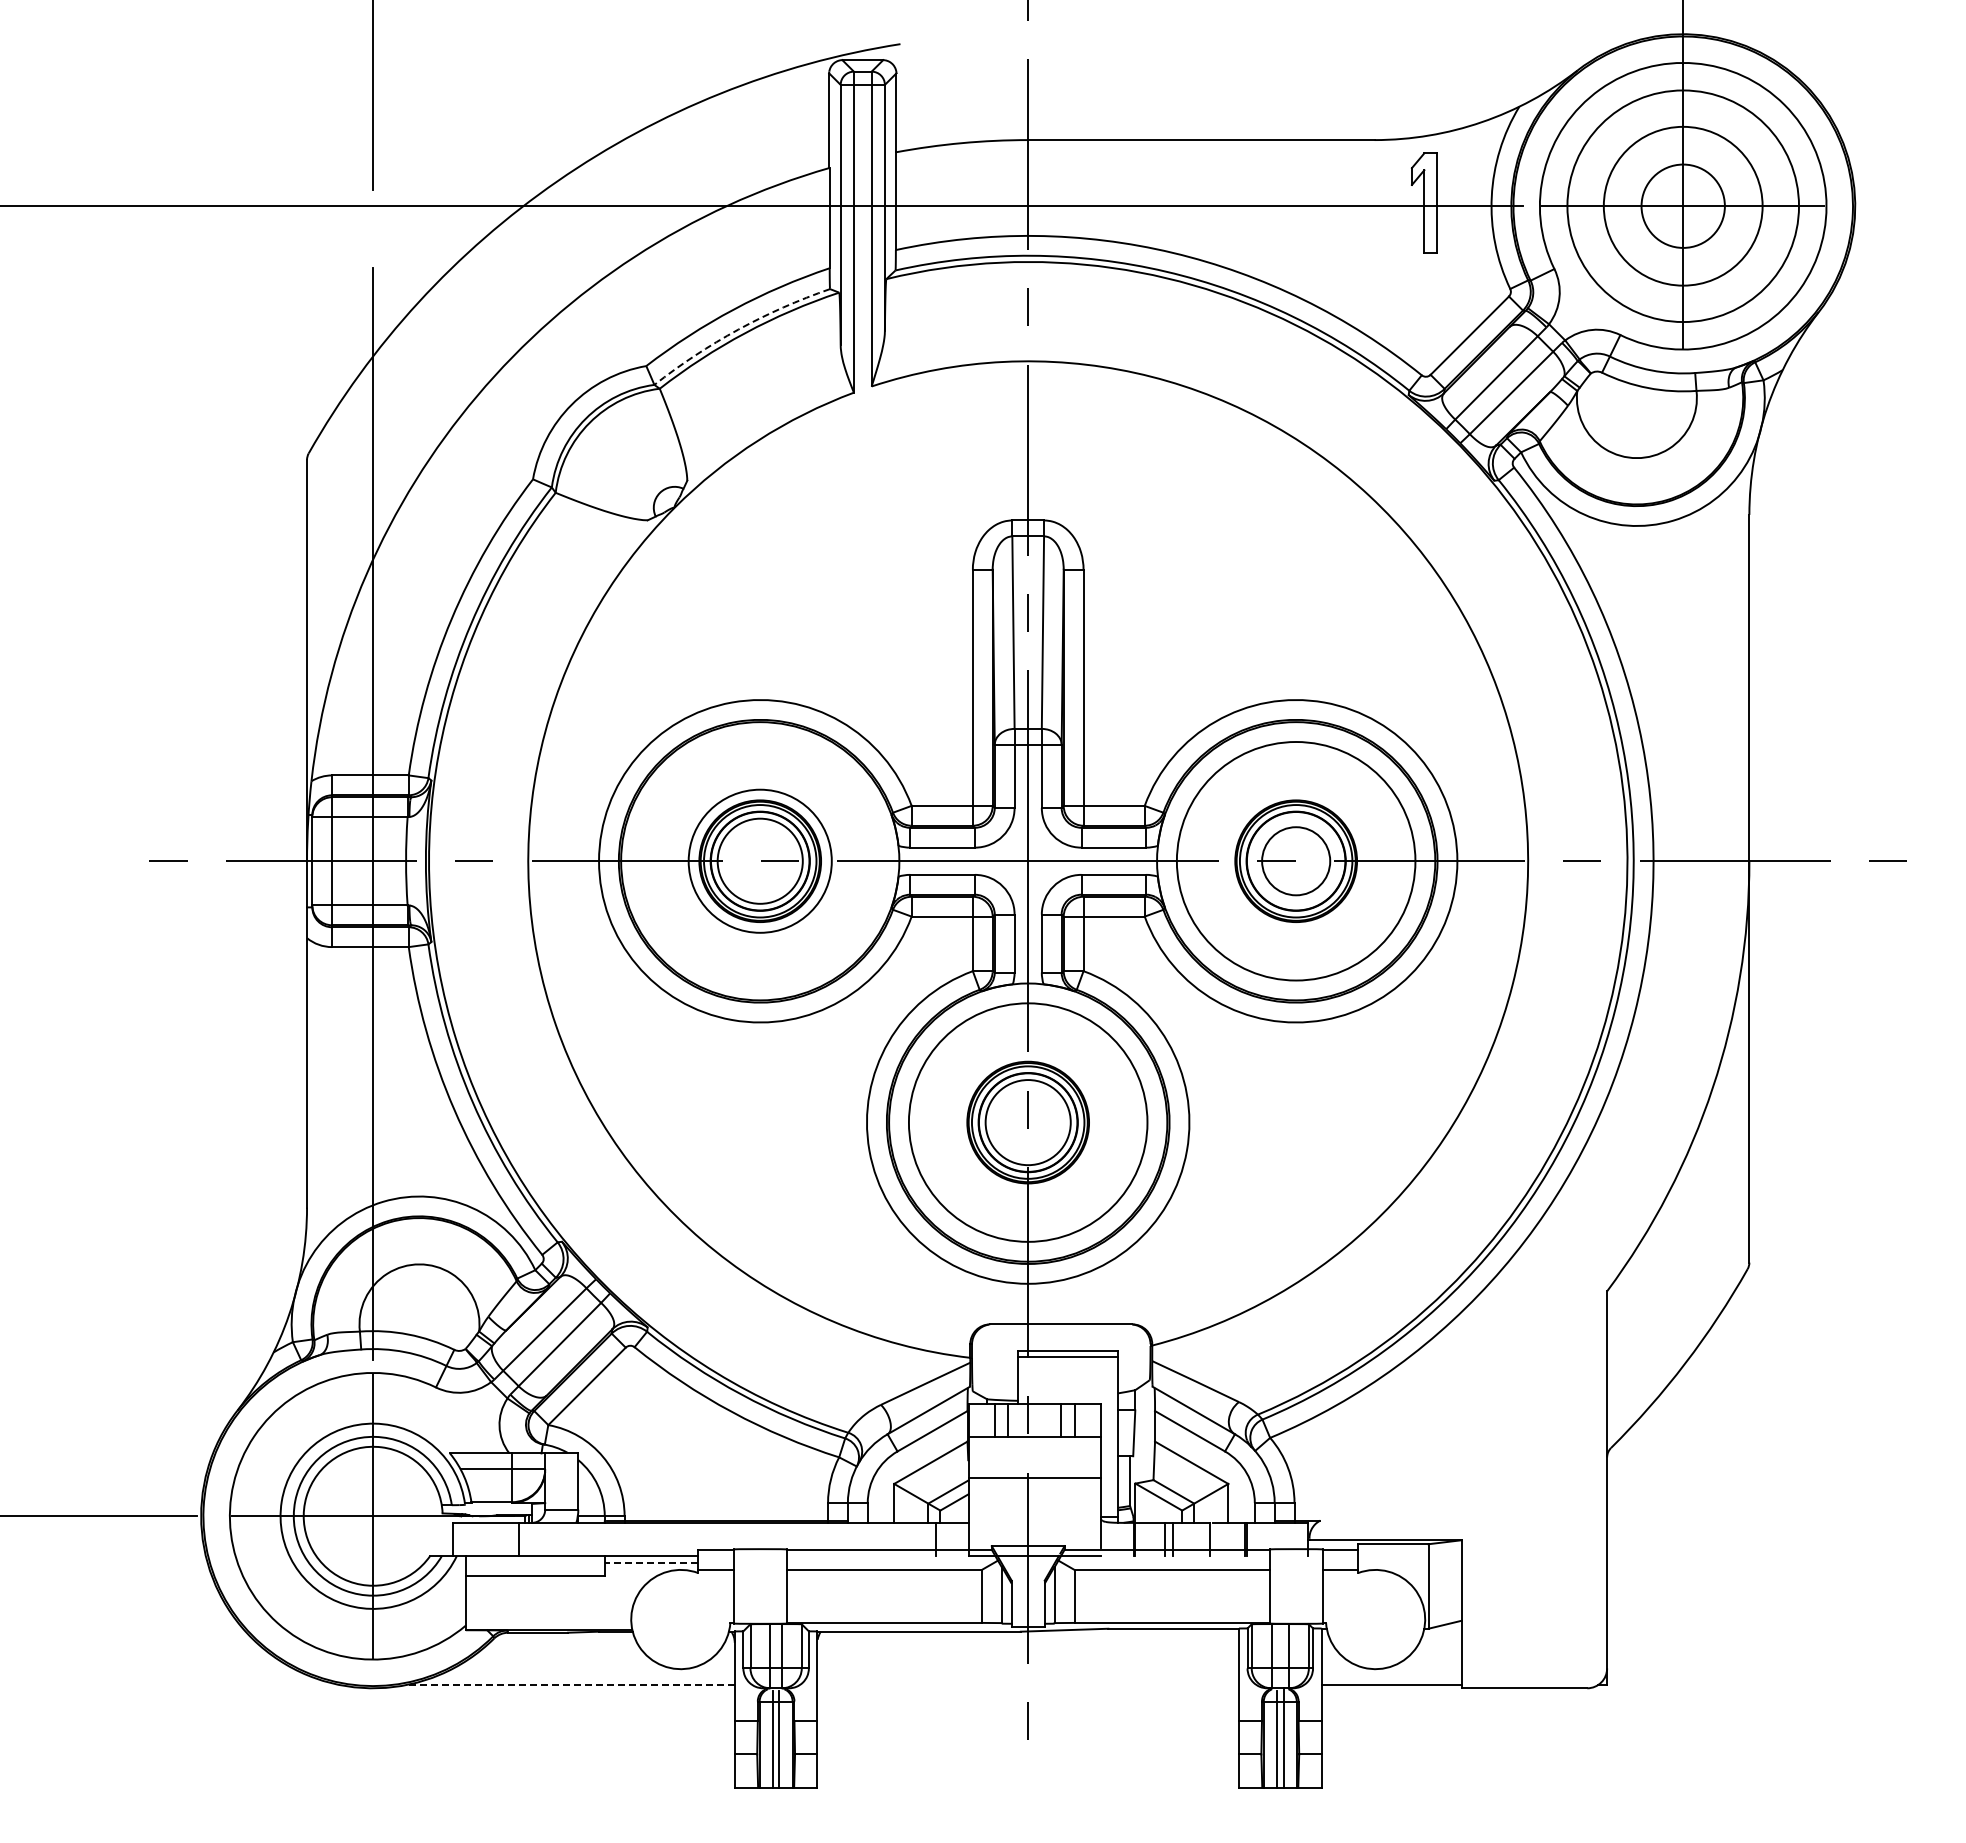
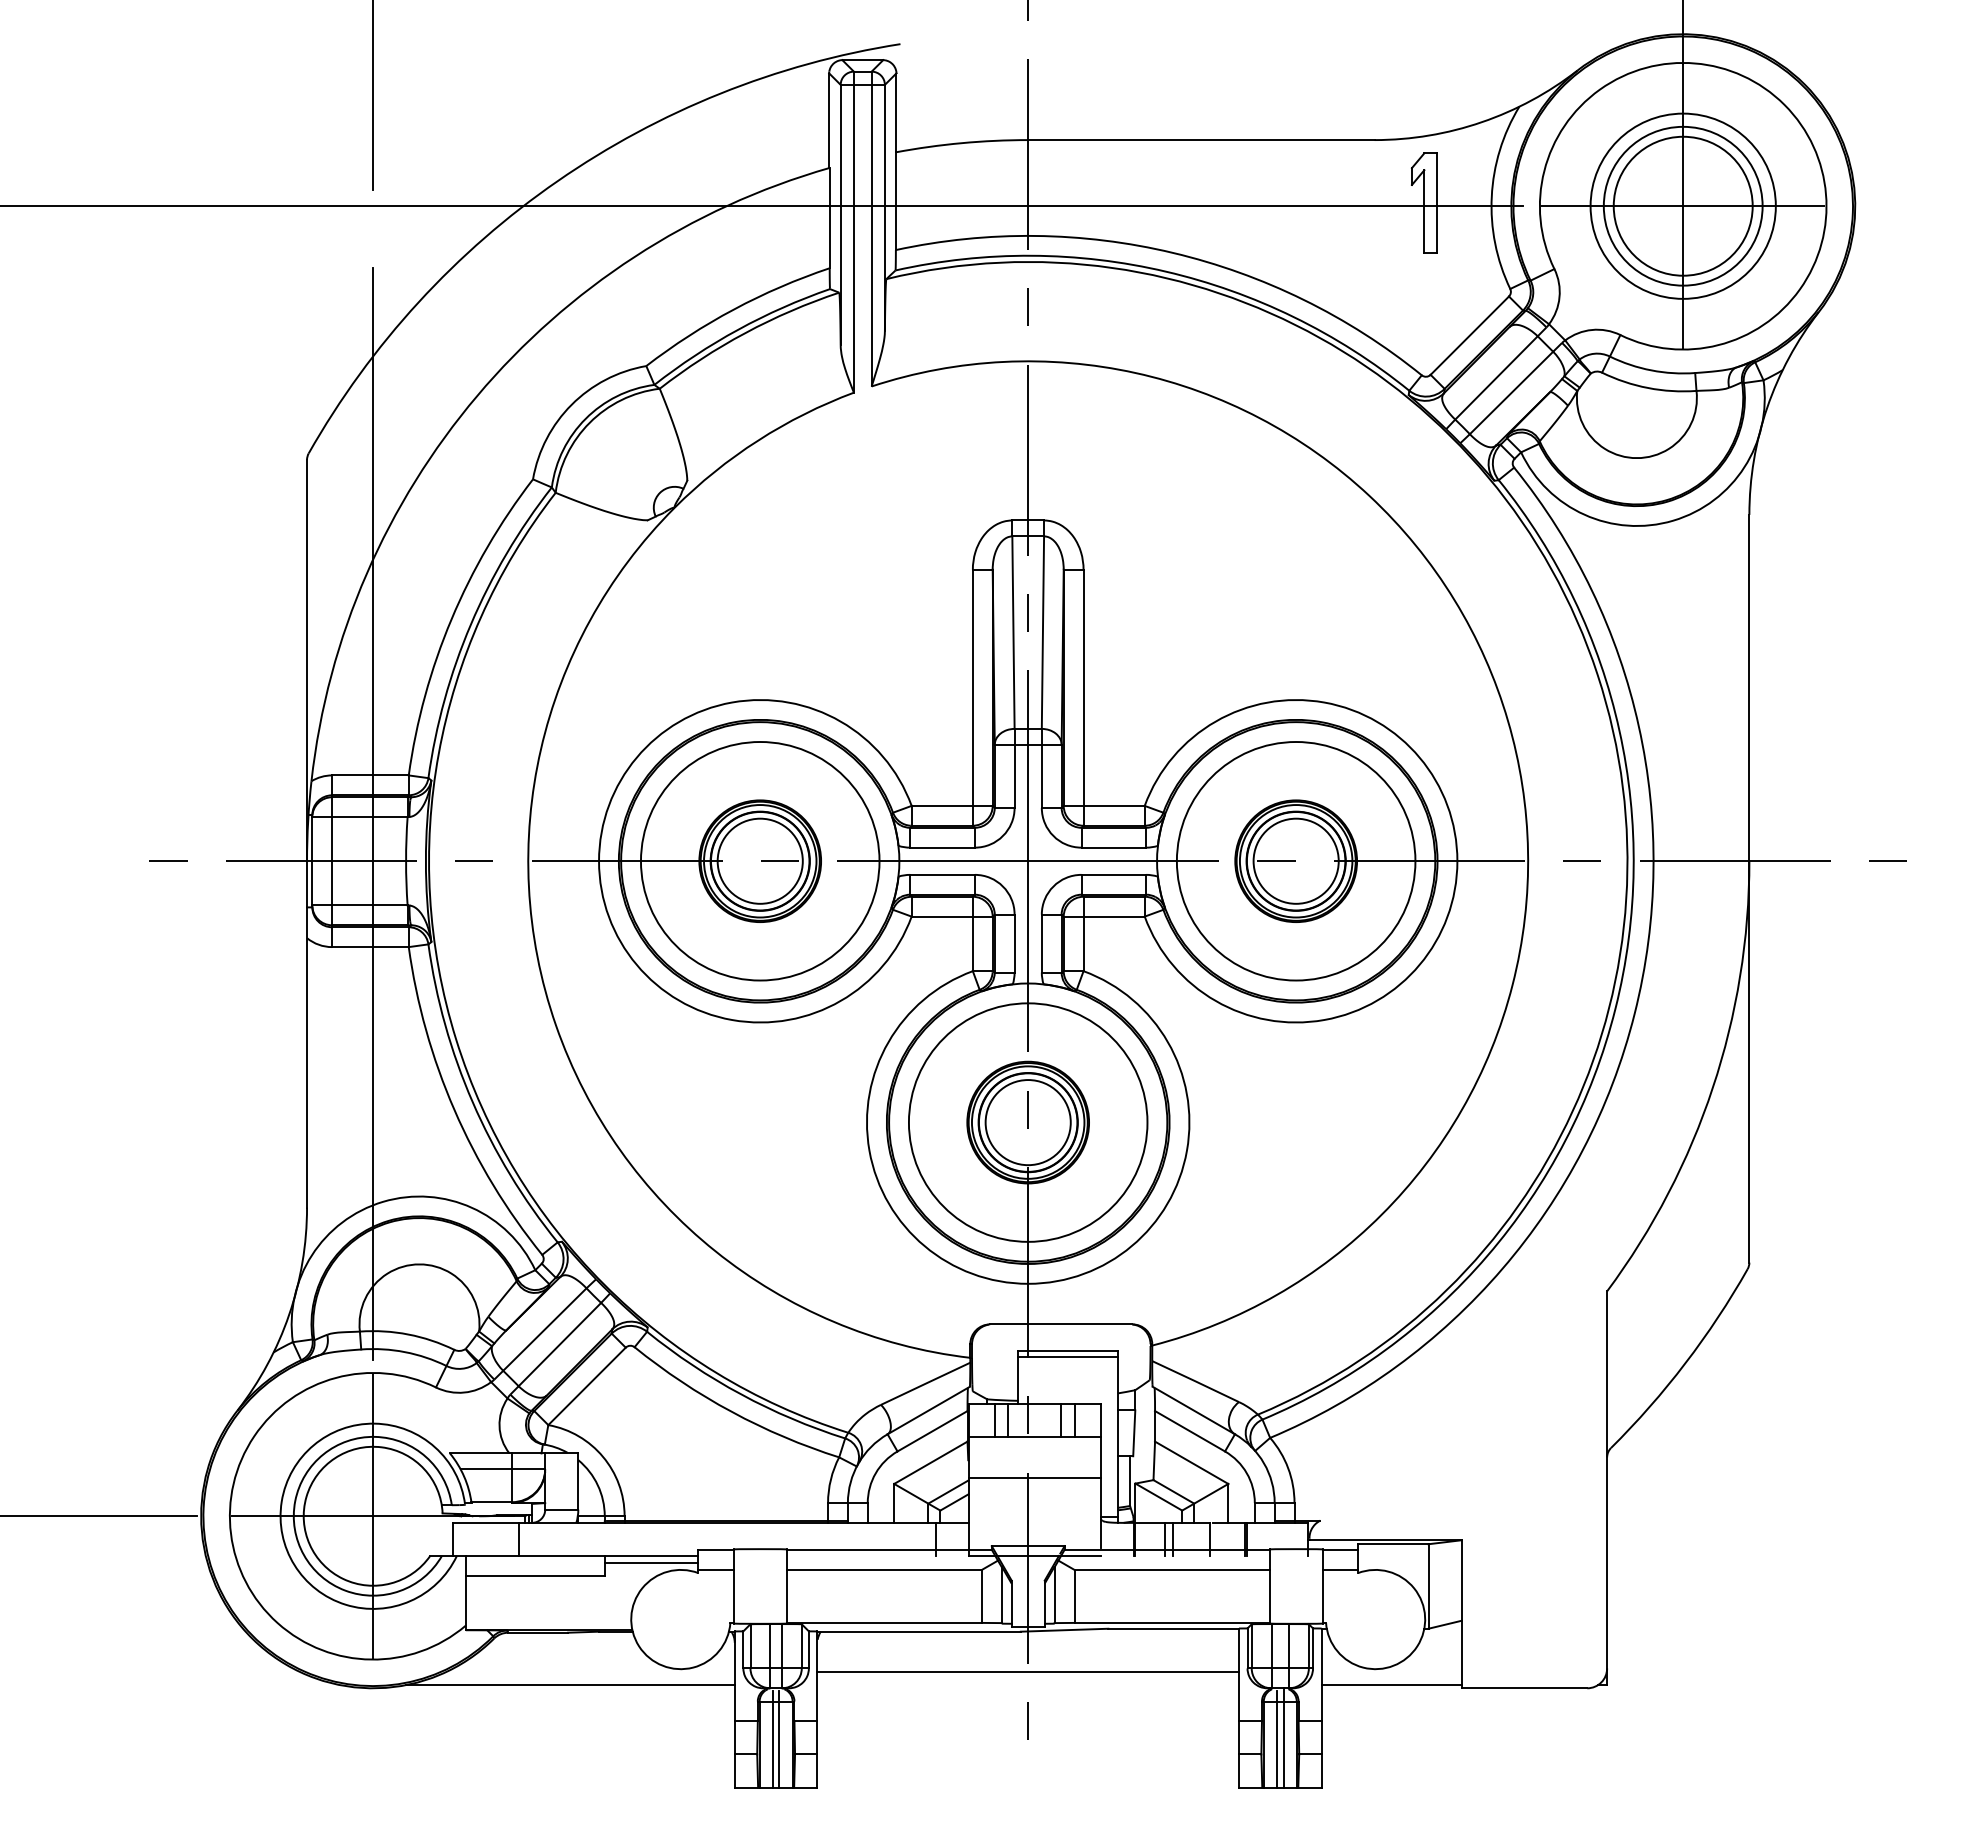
circle diameter: 83 px -> 139 px (1682, 205)
circle diameter: 232 px -> 185 px (1682, 205)
arc: dashed -> solid (738, 329)
circle diameter: 143 px -> 239 px (759, 861)
circle diameter: 68 px -> 85 px (1295, 860)
line: dashed -> solid (651, 1562)
line: none -> present (1027, 1671)
line: dashed -> solid (569, 1684)
